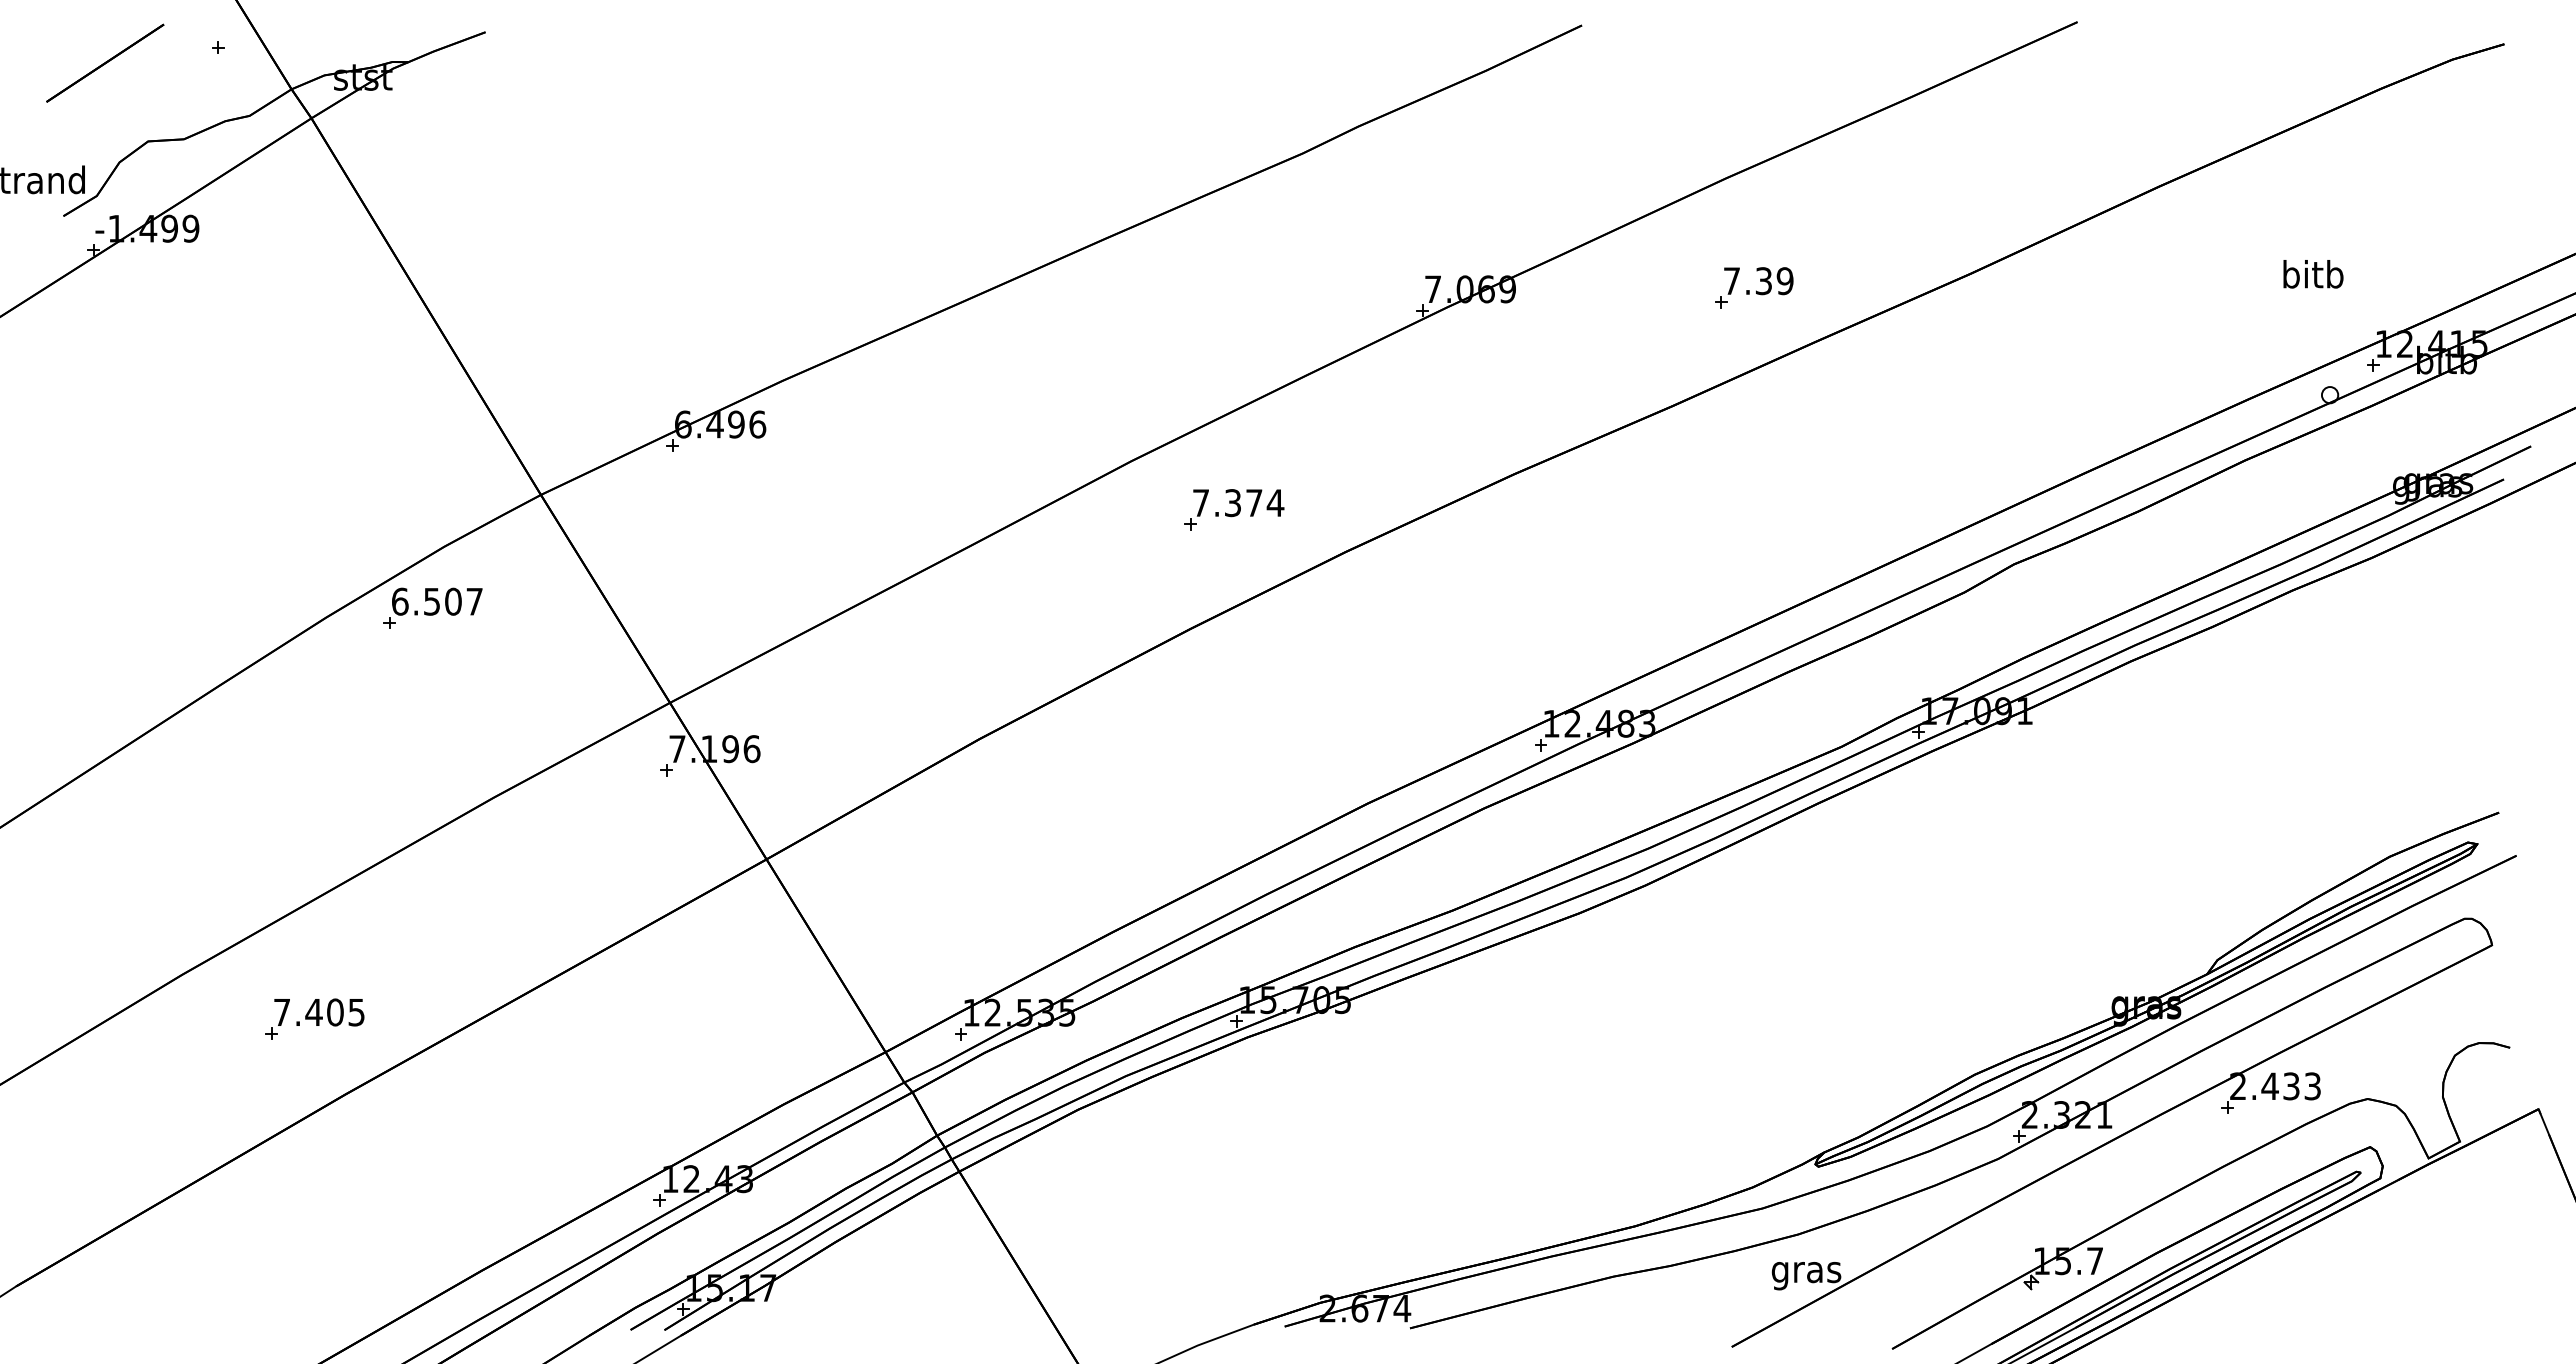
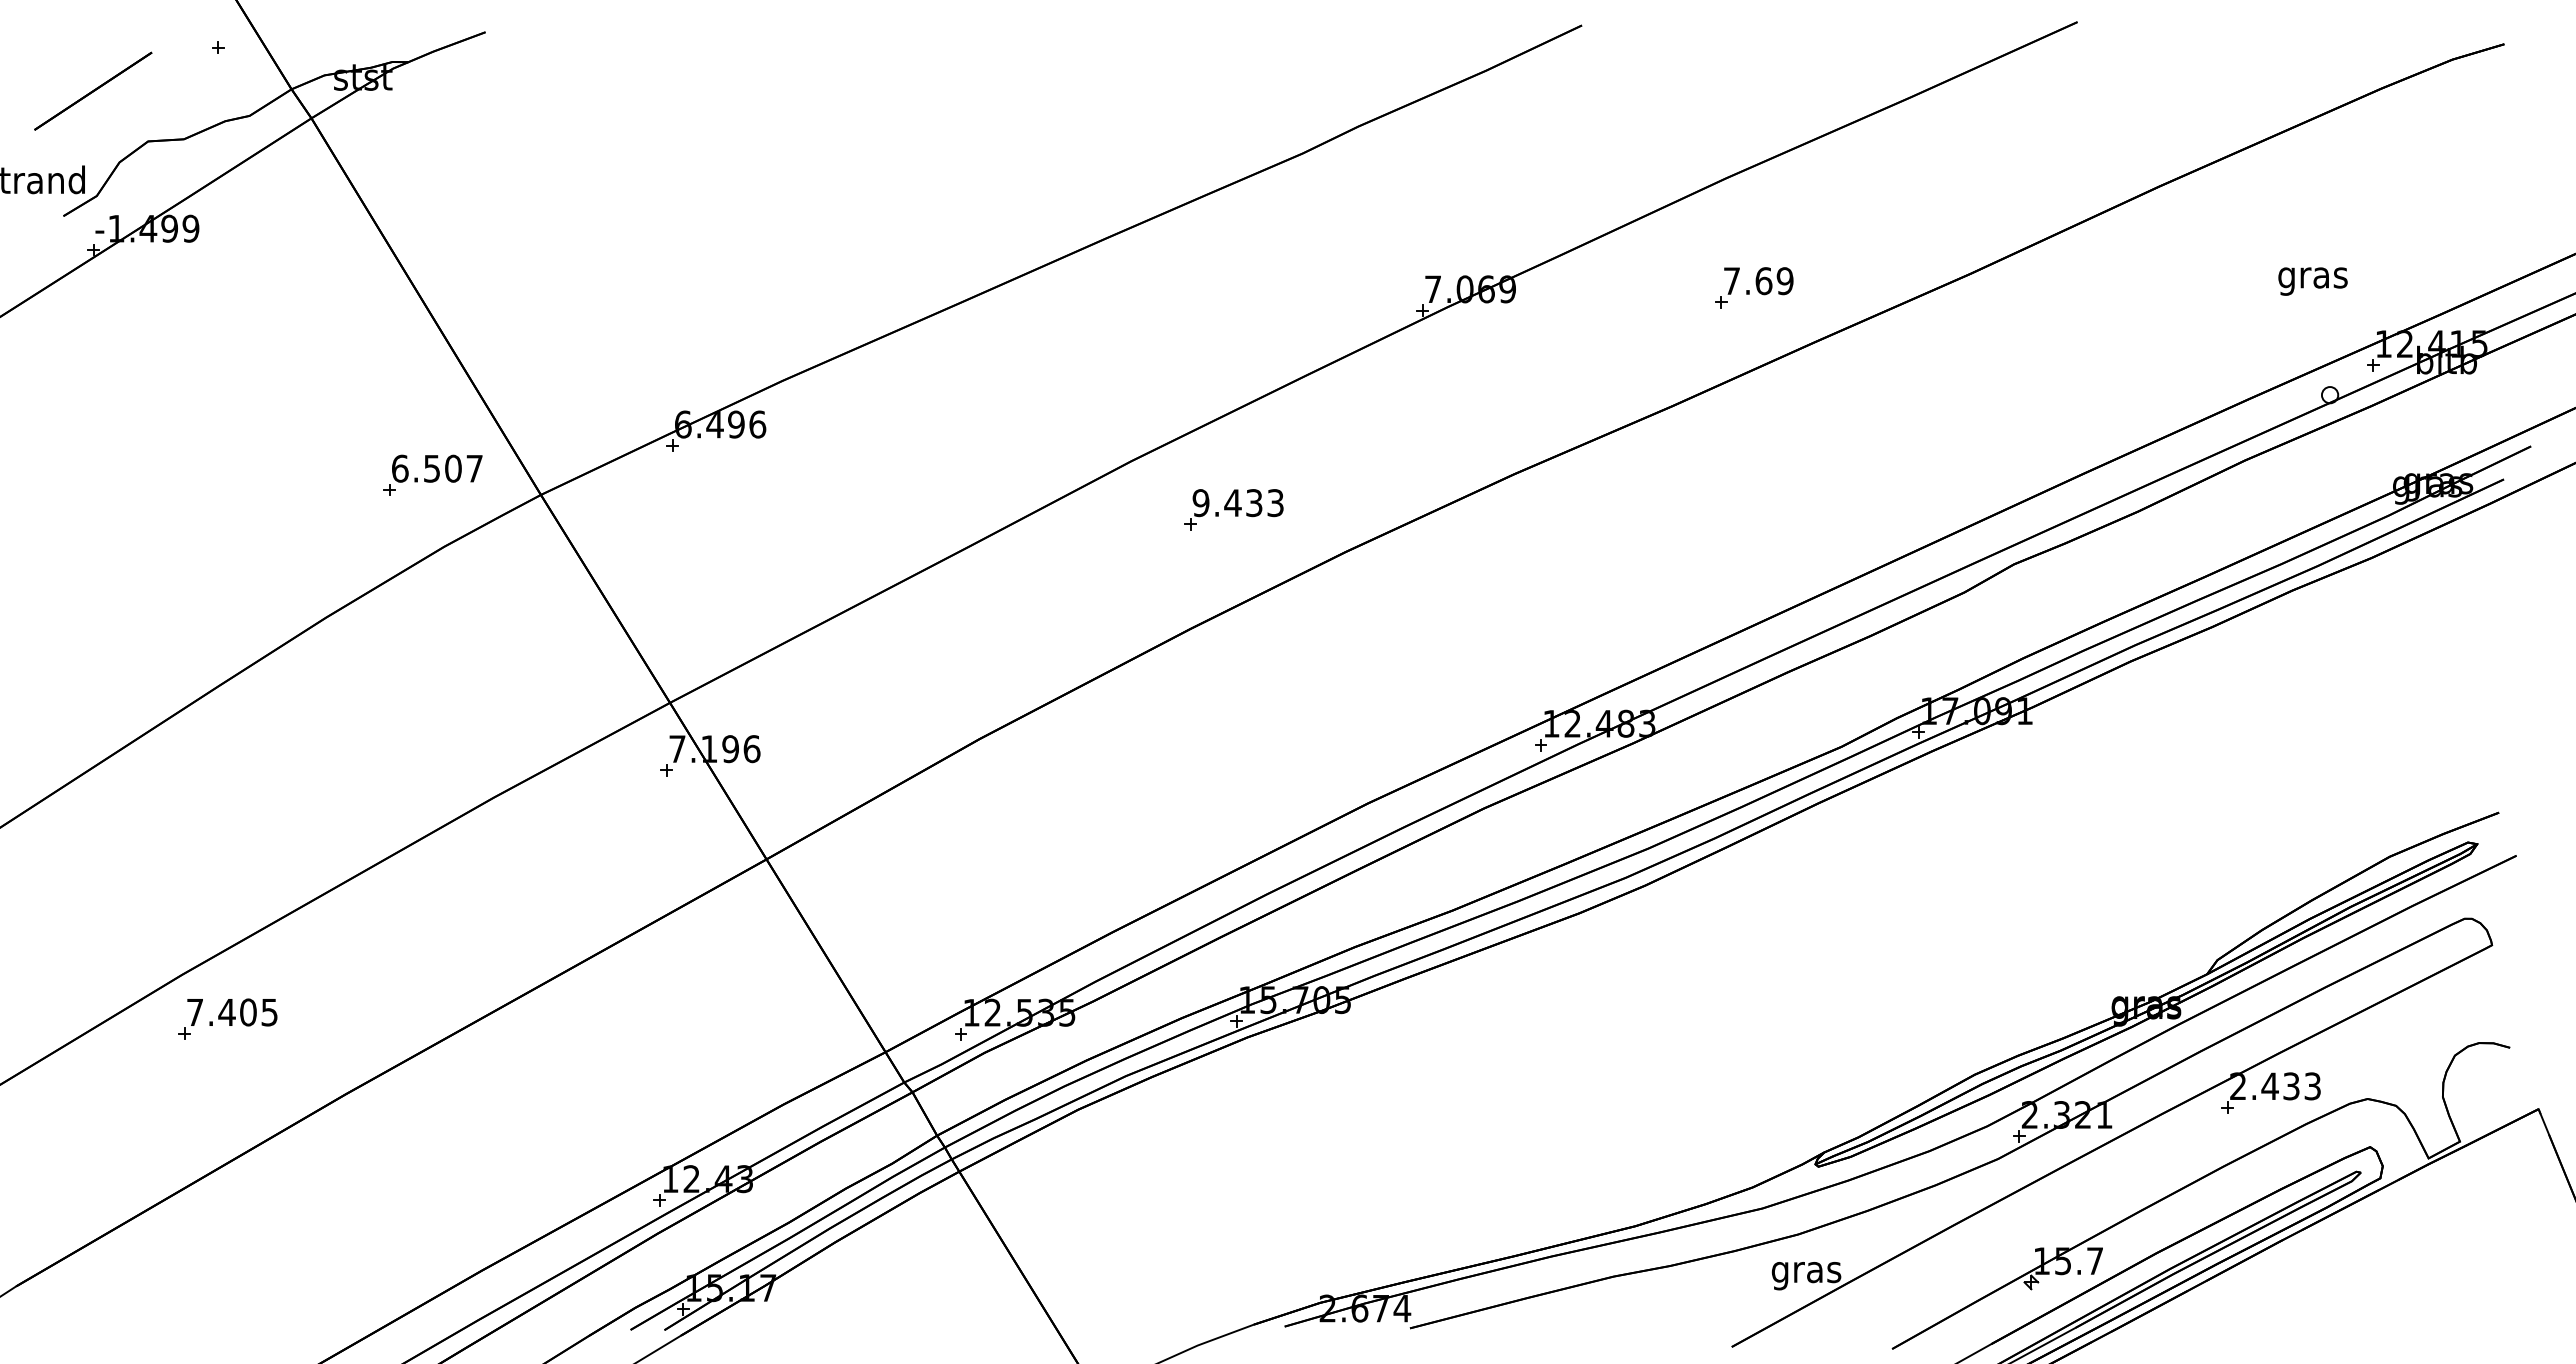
line position: (105, 62) -> (93, 90) (93, 90)
text: bitb -> gras (2312, 277)
text: 7.39 -> 7.69 (1763, 281)
text: 7.374 -> 9.433 (1238, 503)
part position: (432, 607) -> (432, 474) (432, 474)
part position: (314, 1018) -> (227, 1018) (227, 1018)
